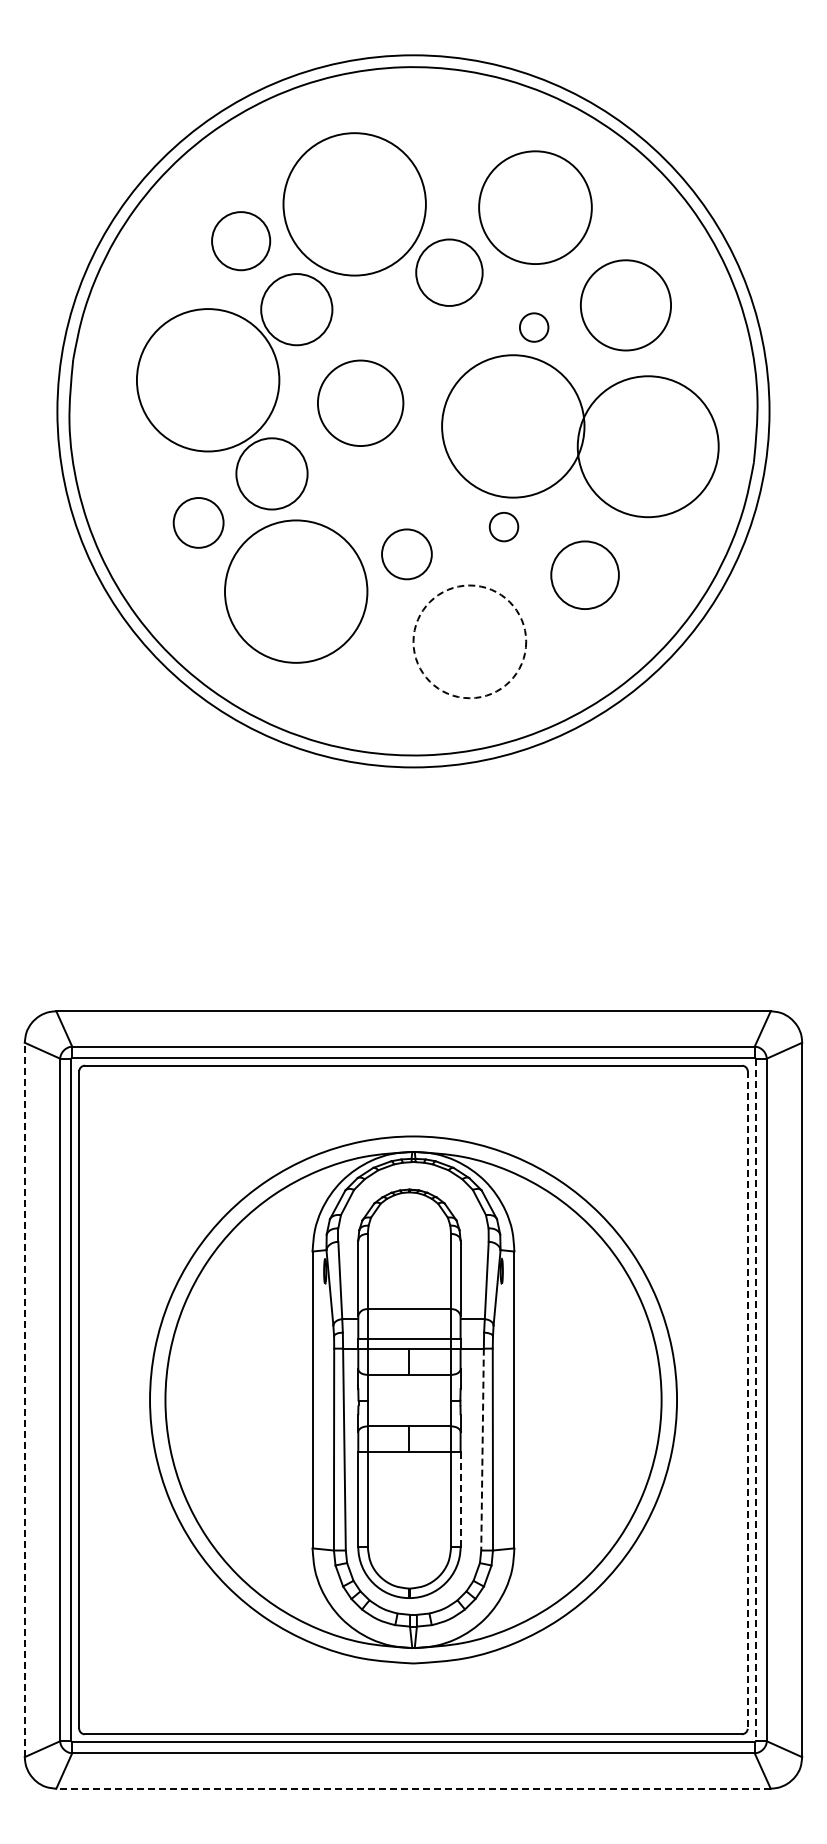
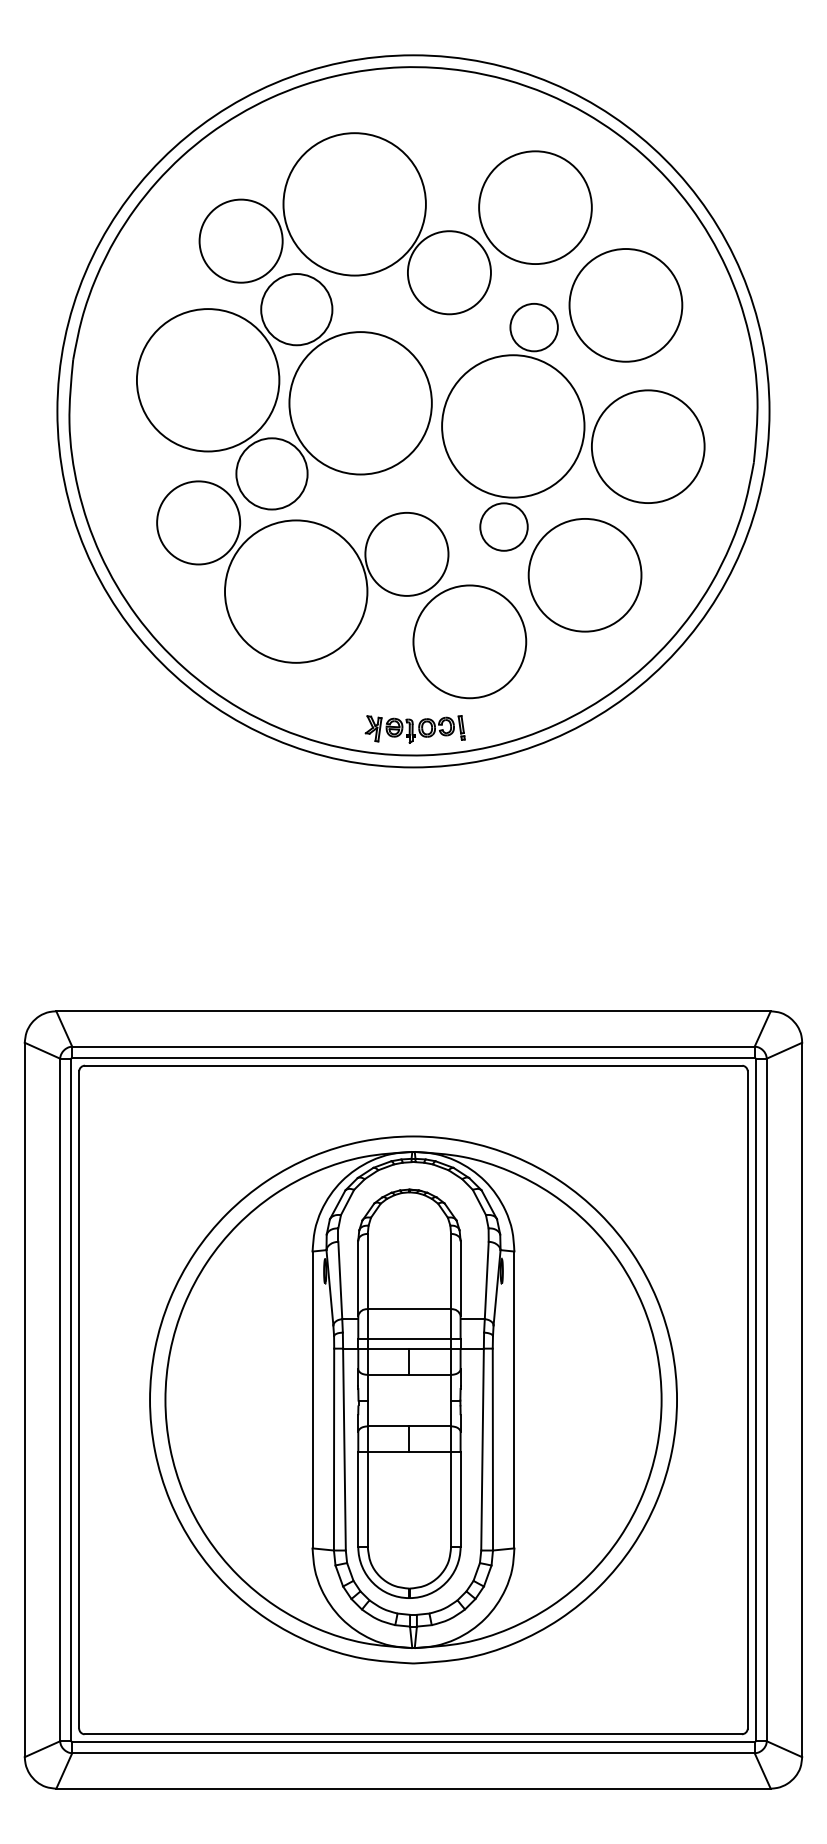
circle diameter: 58 px -> 83 px (240, 240)
circle diameter: 66 px -> 83 px (448, 272)
circle size: 92x93 px -> 116x115 px (625, 305)
circle diameter: 28 px -> 47 px (533, 327)
circle diameter: 85 px -> 142 px (360, 403)
circle diameter: 141 px -> 113 px (647, 446)
circle diameter: 50 px -> 83 px (198, 522)
circle diameter: 28 px -> 47 px (503, 526)
circle diameter: 50 px -> 83 px (406, 553)
circle diameter: 68 px -> 113 px (584, 574)
circle: dashed -> solid (469, 641)
part: none -> present (414, 729)
line: dashed -> solid (24, 1399)
line: dashed -> solid (747, 1399)
line: dashed -> solid (755, 1400)
line: dashed -> solid (482, 1449)
line: dashed -> solid (460, 1500)
line: dashed -> solid (413, 1788)
